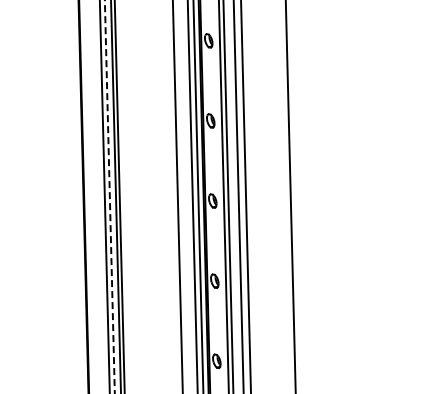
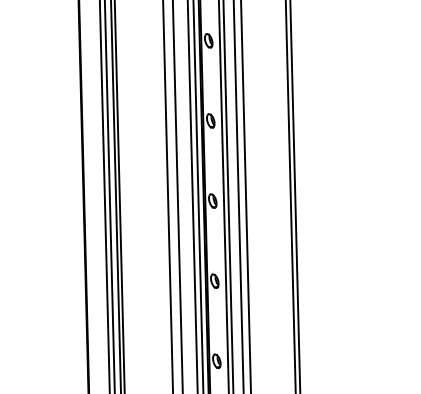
line: dashed -> solid (109, 196)
line: none -> present (167, 196)
line: none -> present (295, 196)
